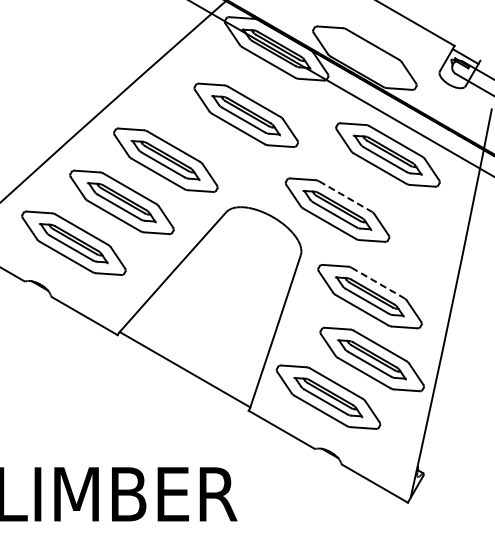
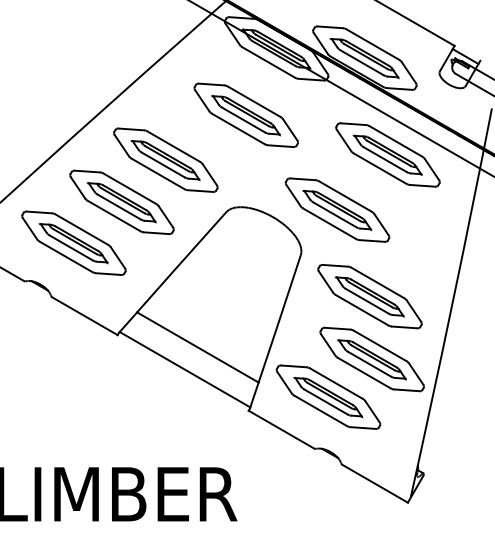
part: none -> present (364, 58)
line: dashed -> solid (345, 196)
line: dashed -> solid (378, 283)
line: none -> present (197, 347)
